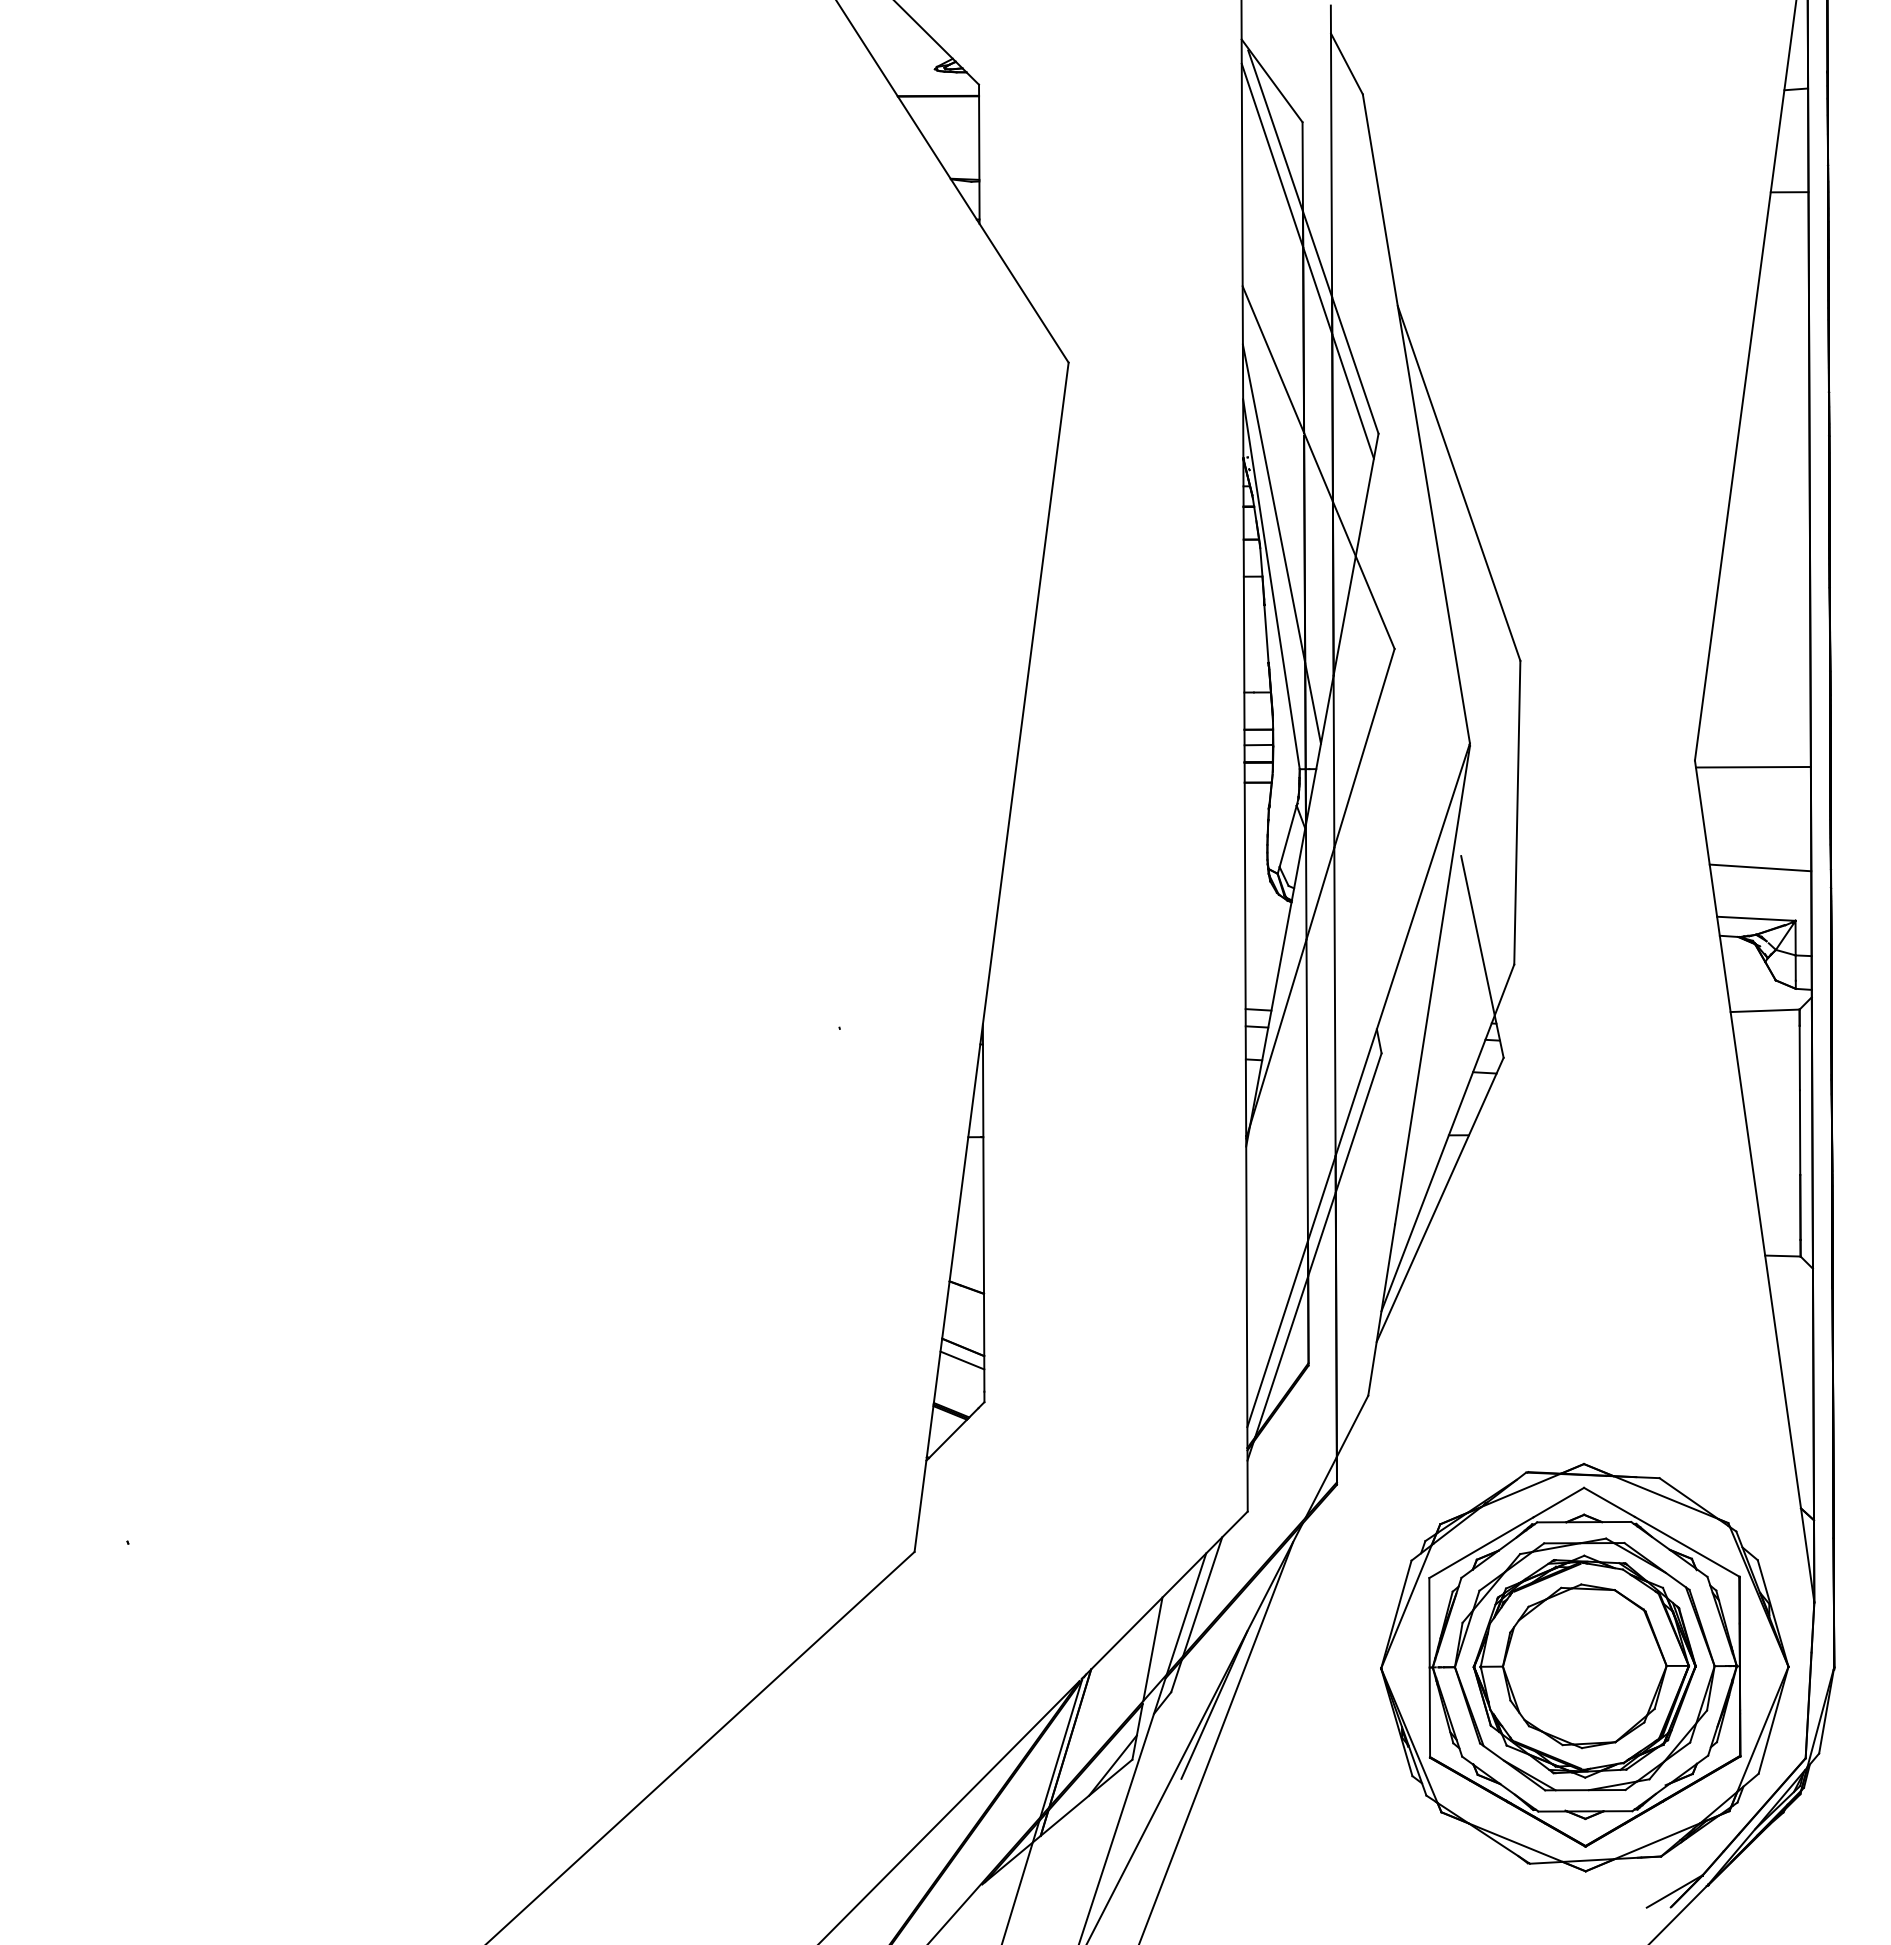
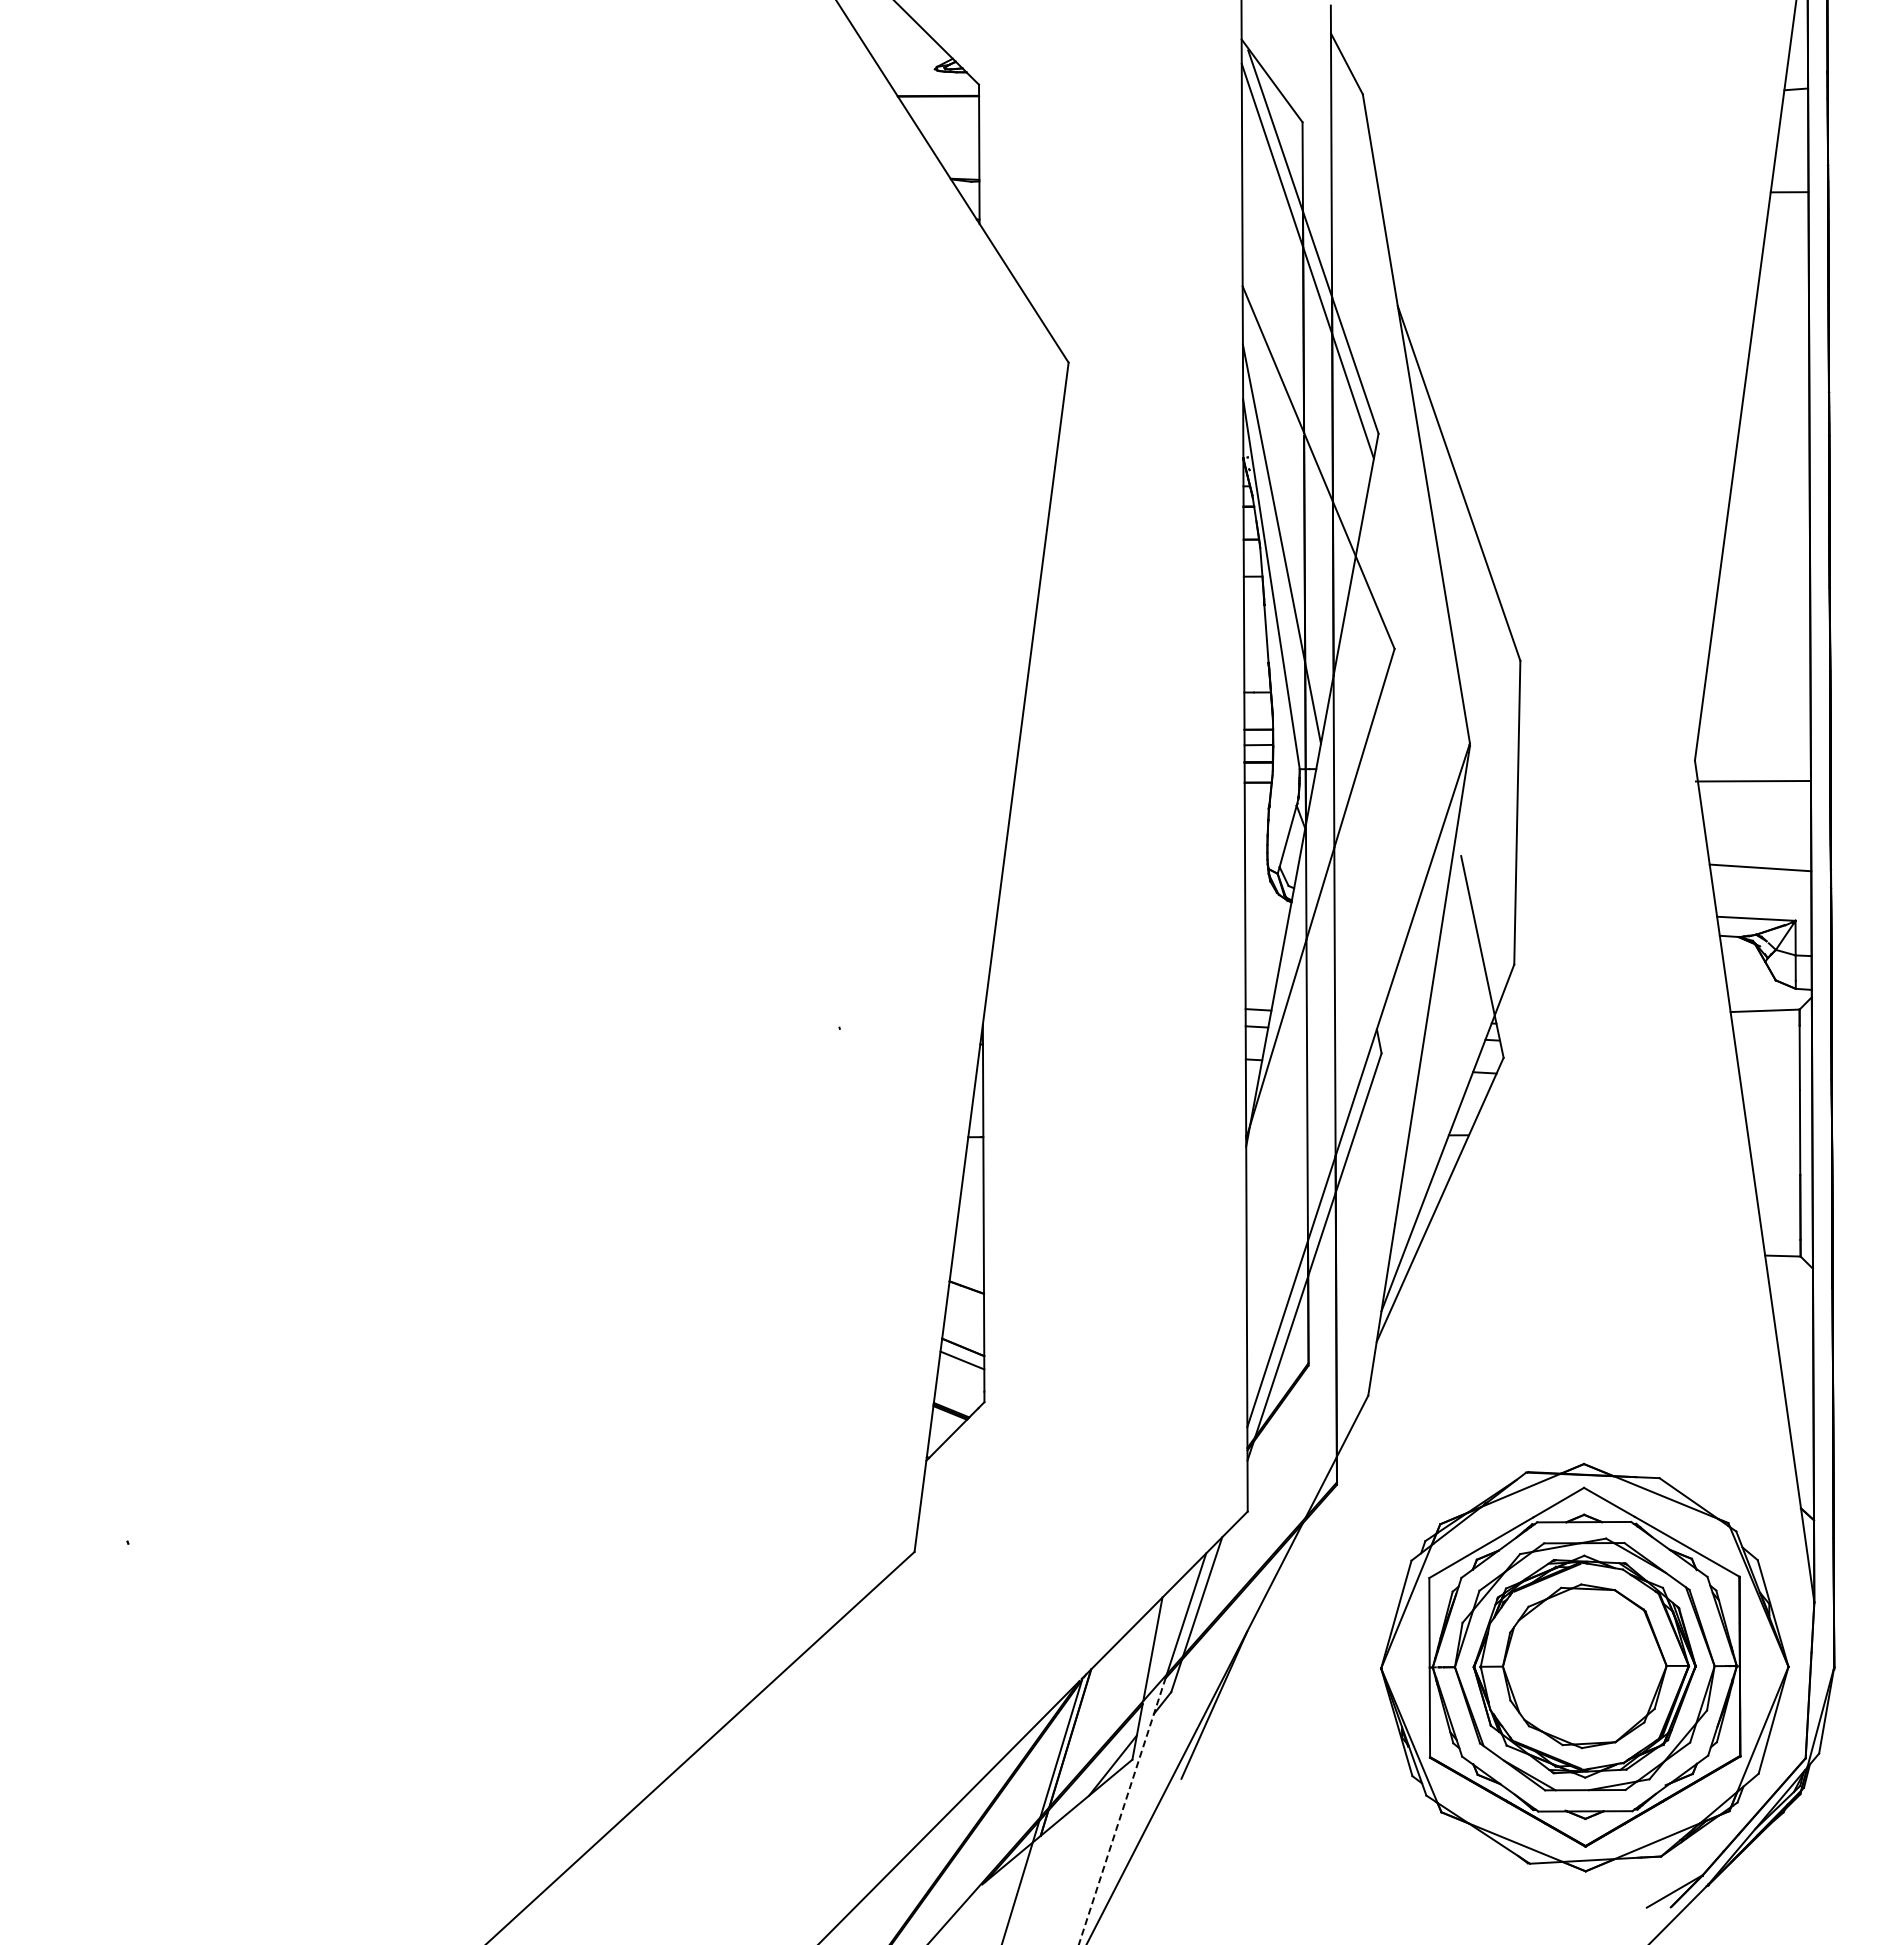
line position: (1752, 766) -> (1752, 780) (1752, 780)
line: present -> none (1216, 1741)
line: solid -> dashed (1122, 1811)
